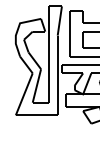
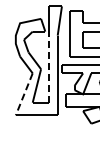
line: solid -> dashed (49, 69)
line: solid -> dashed (24, 94)
